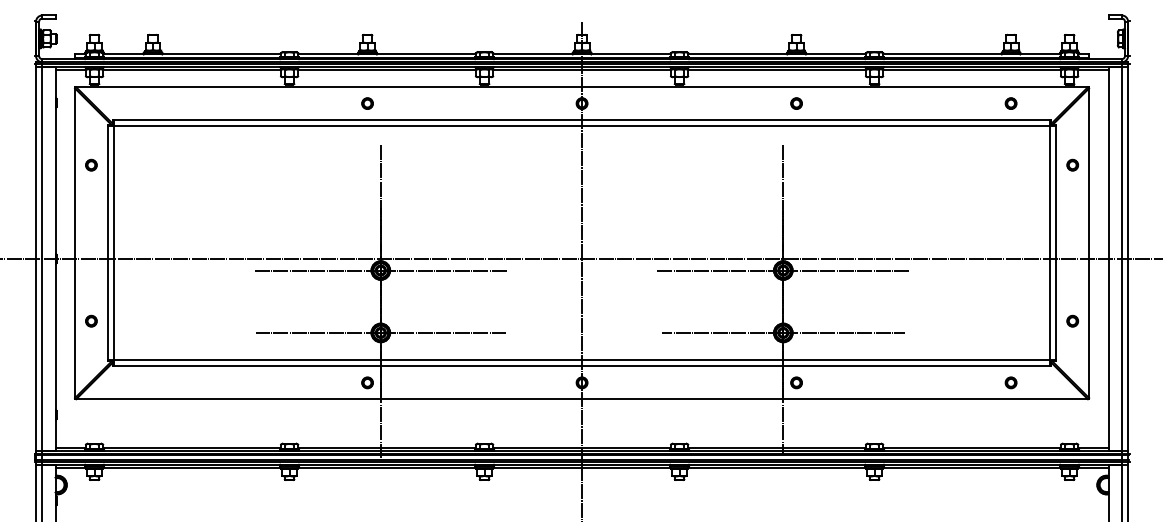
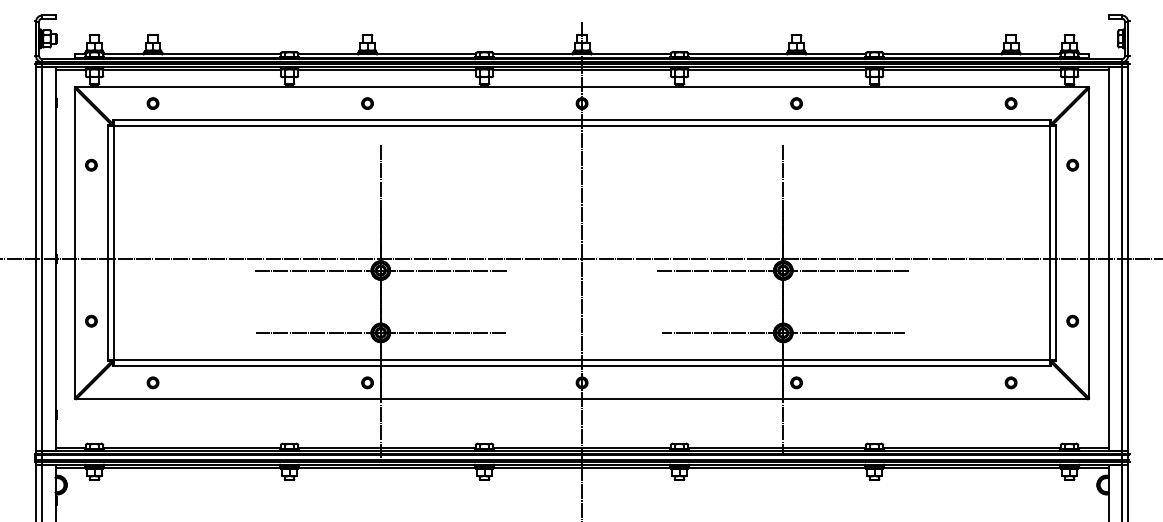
part: none -> present (152, 103)
part: none -> present (152, 382)
